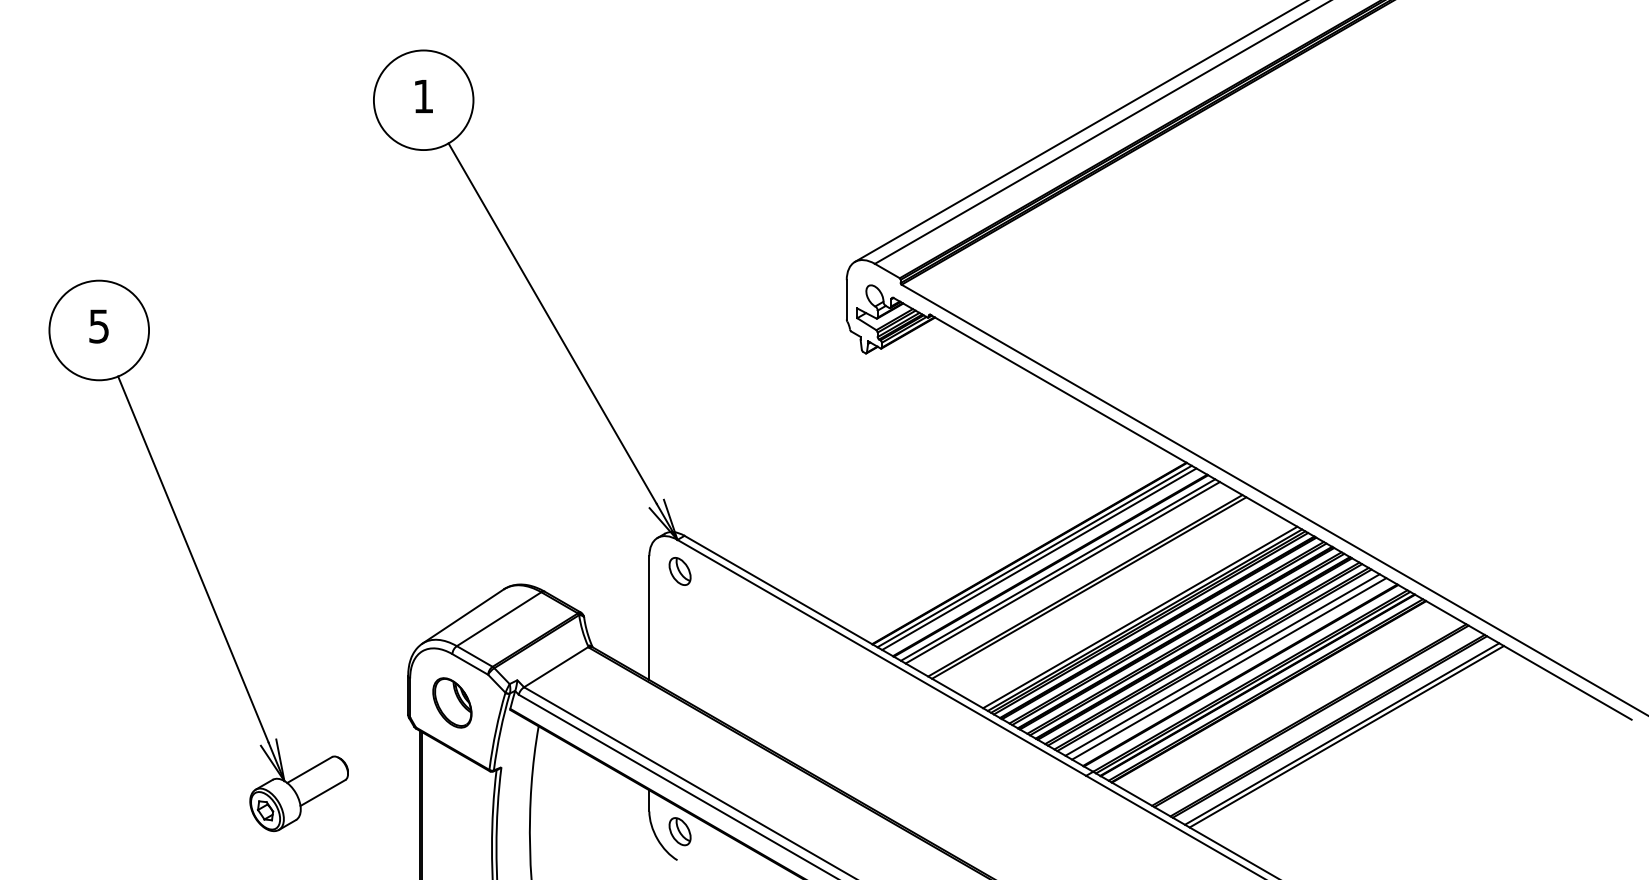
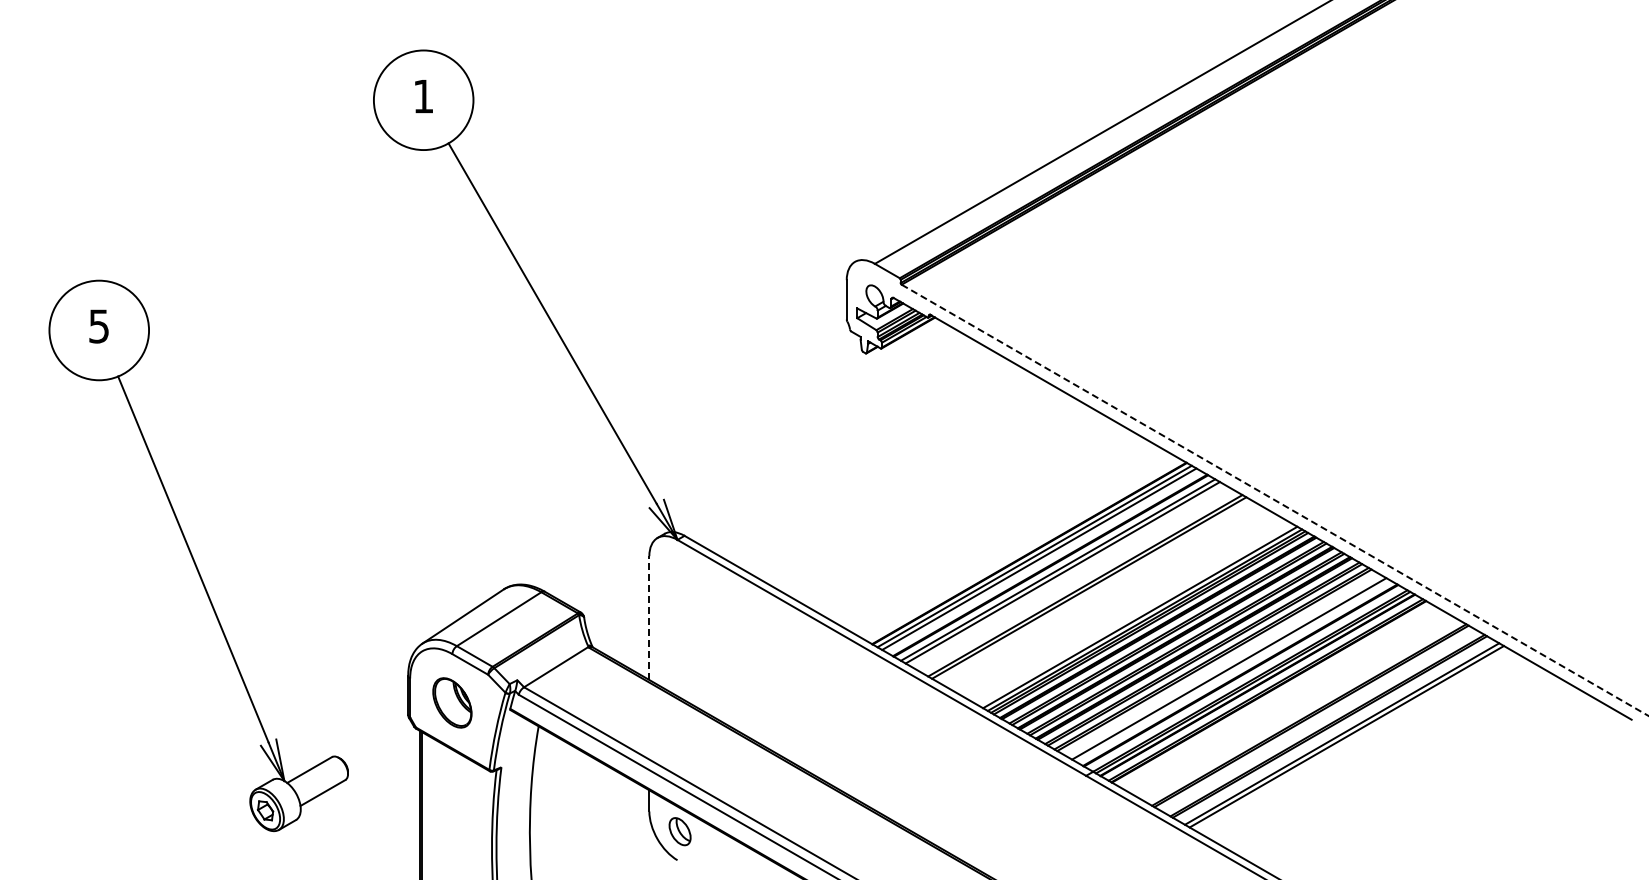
line: present -> none (1079, 131)
line: solid -> dashed (1274, 500)
part: present -> none (679, 571)
line: solid -> dashed (649, 618)
line: present -> none (1222, 664)
